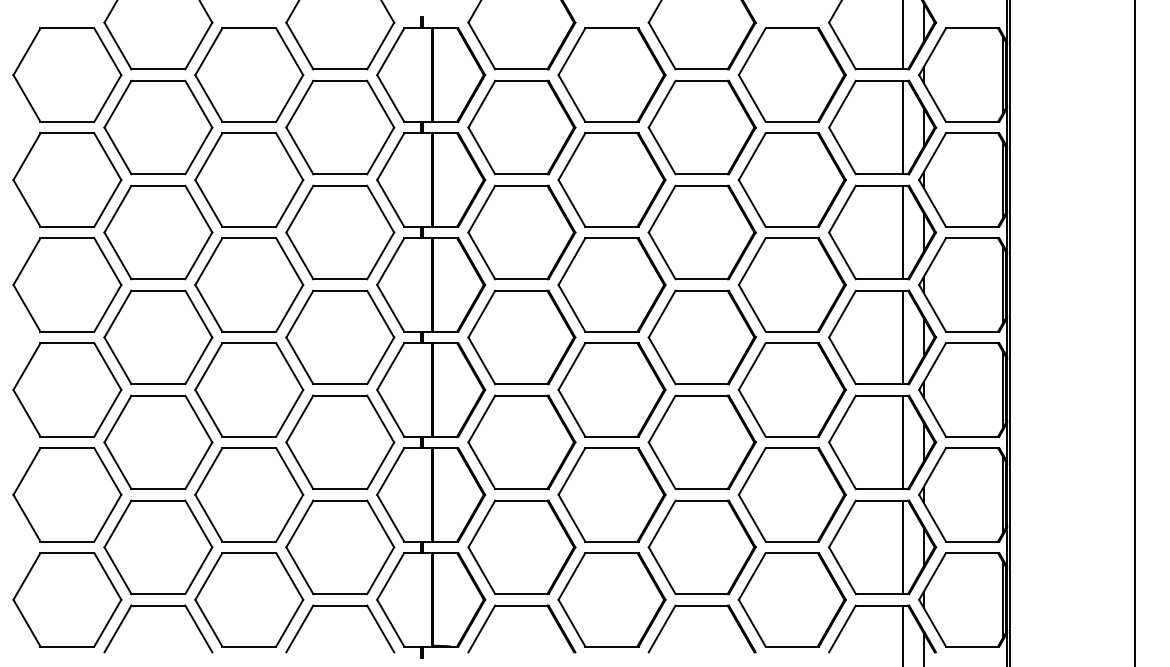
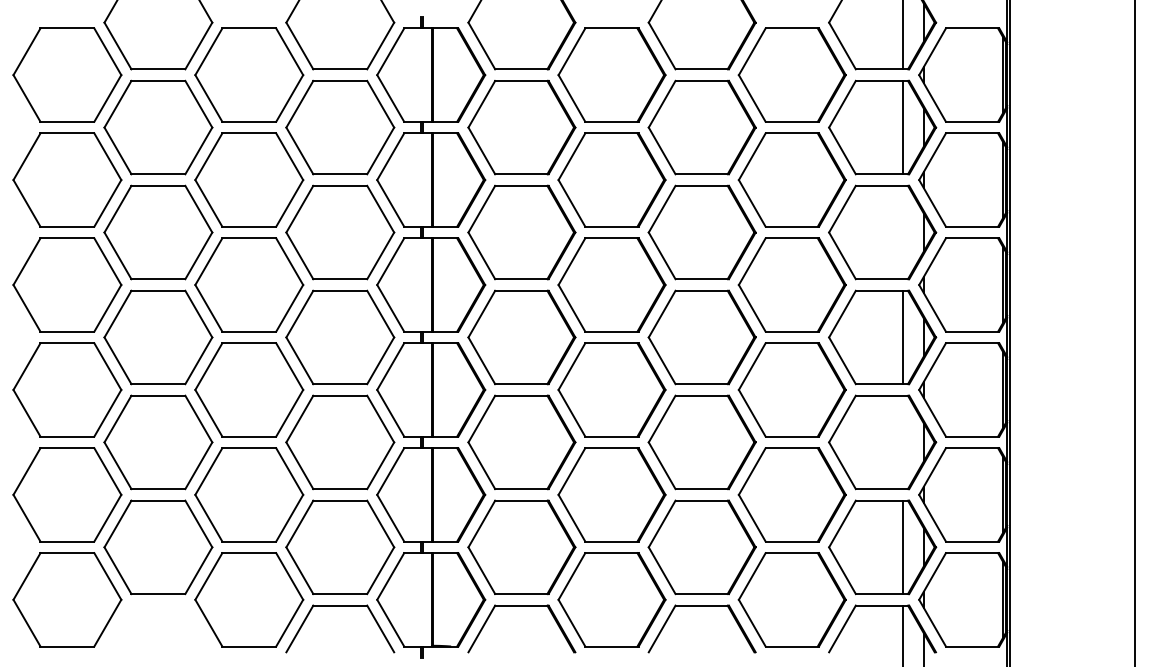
line: present -> none (902, 232)
line: present -> none (902, 442)
part: present -> none (158, 606)
